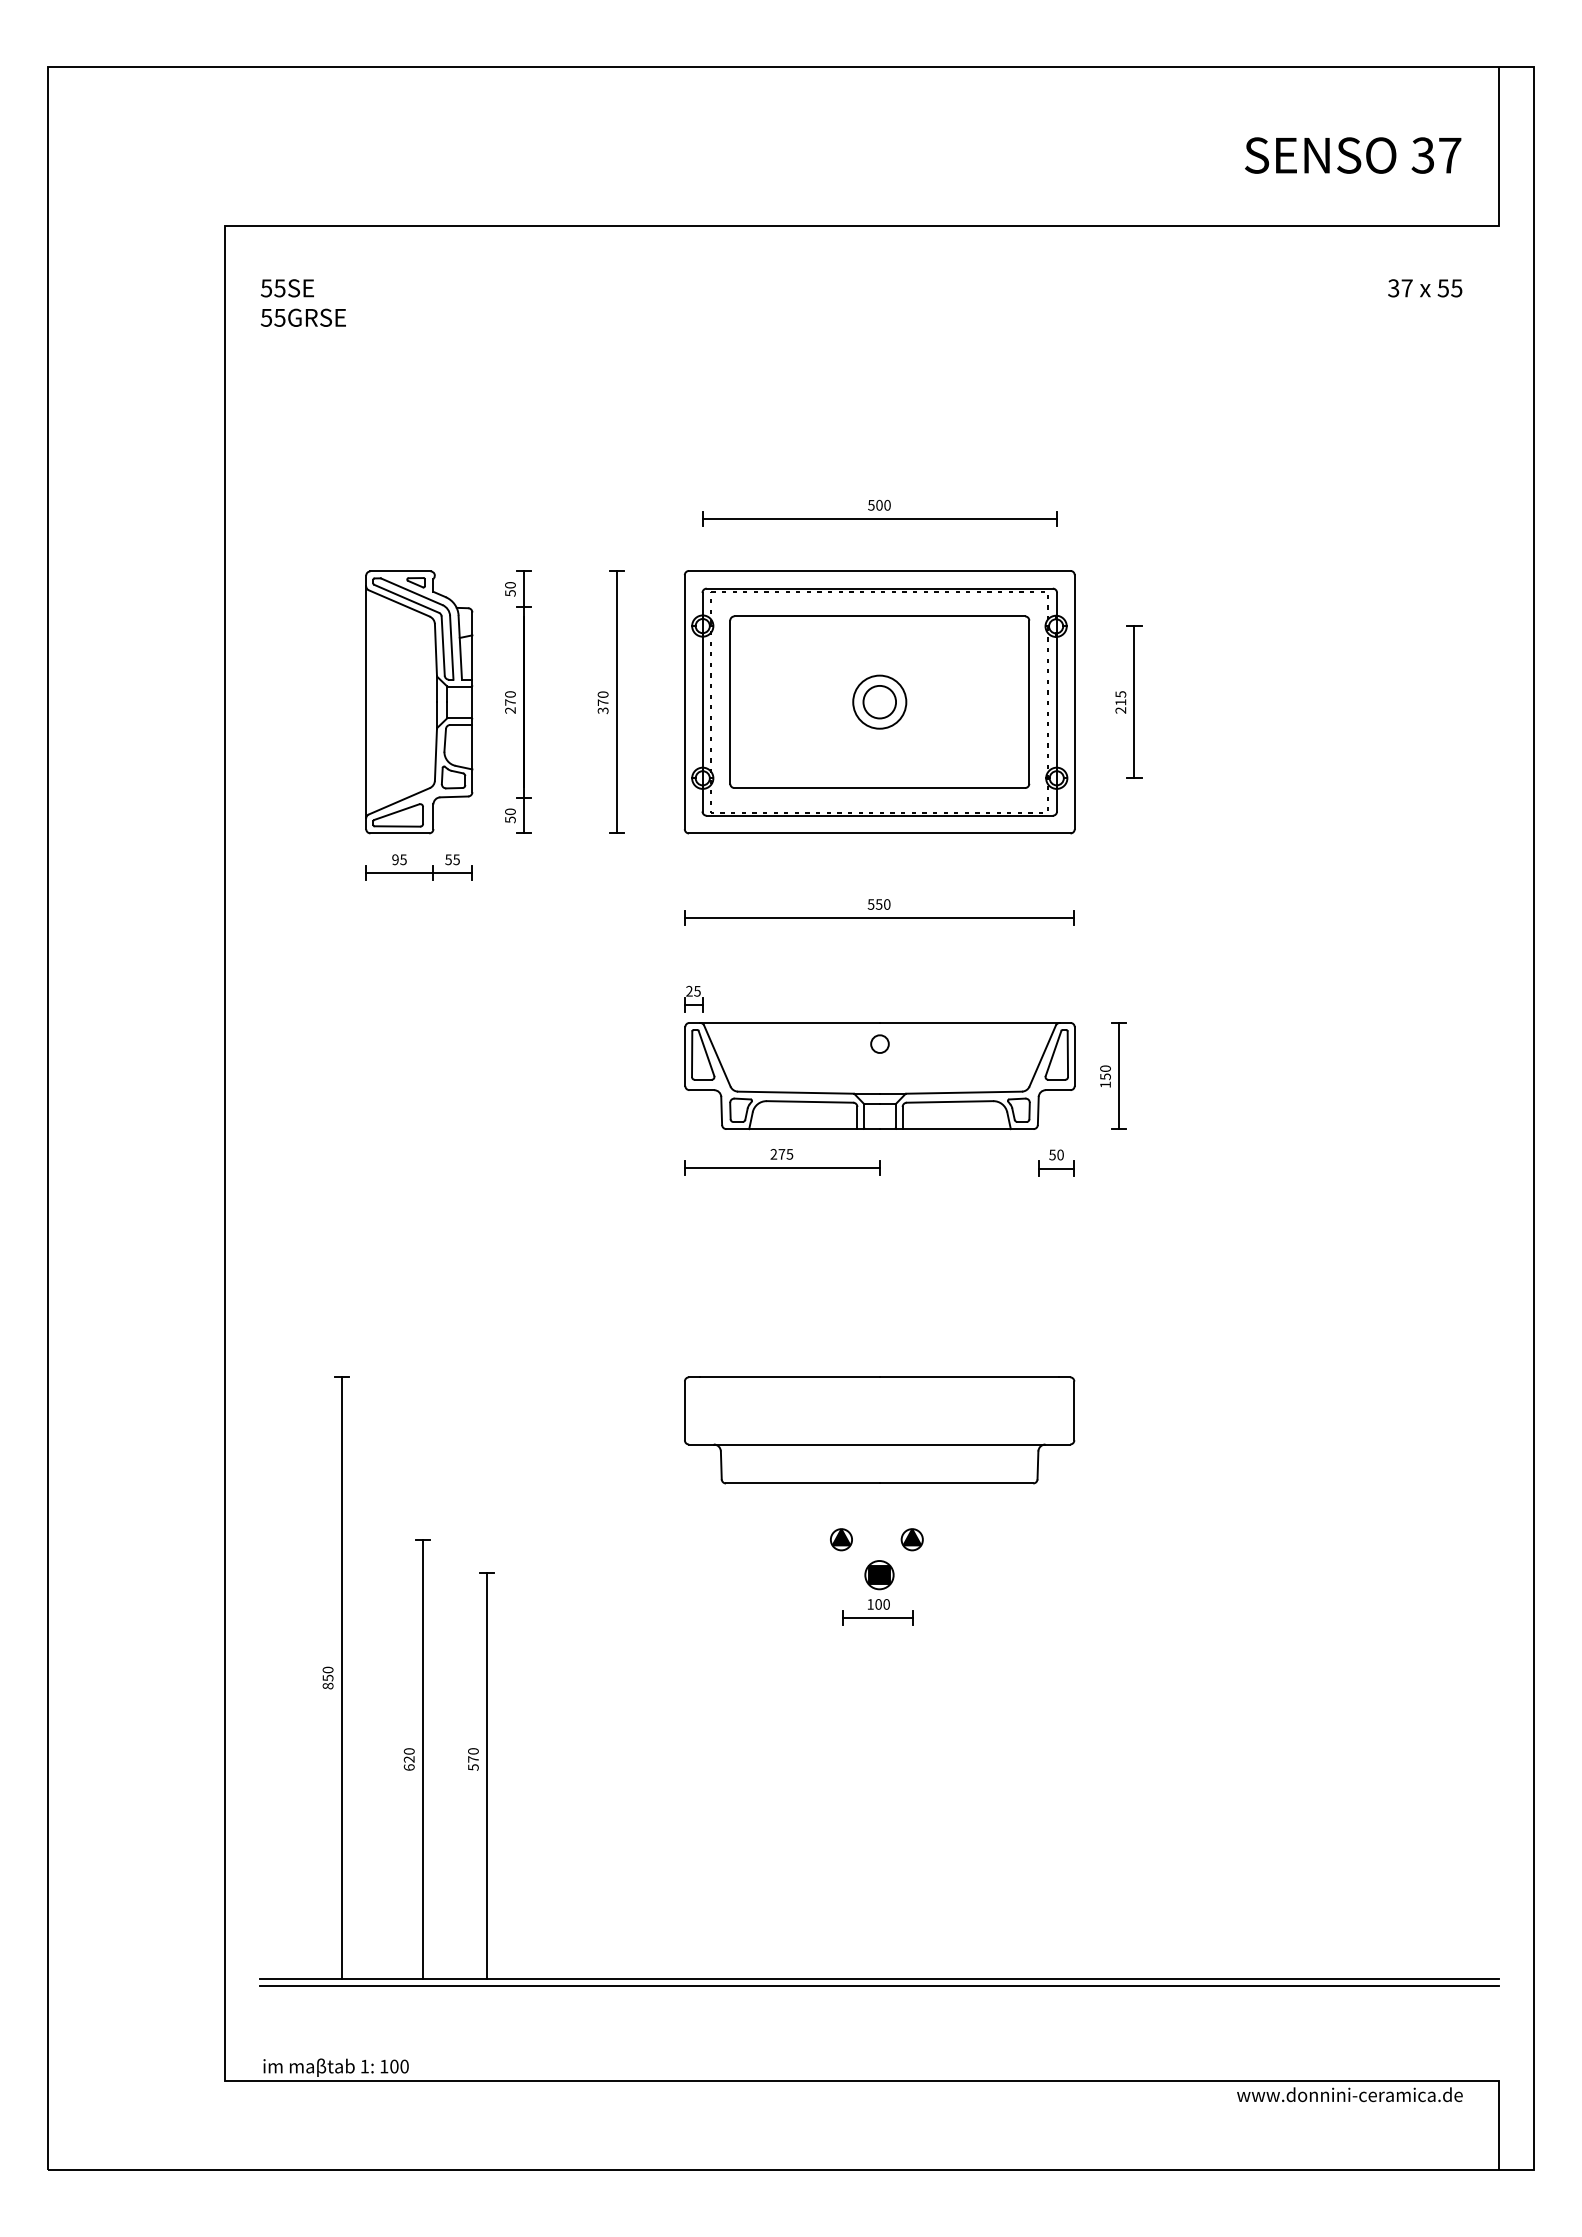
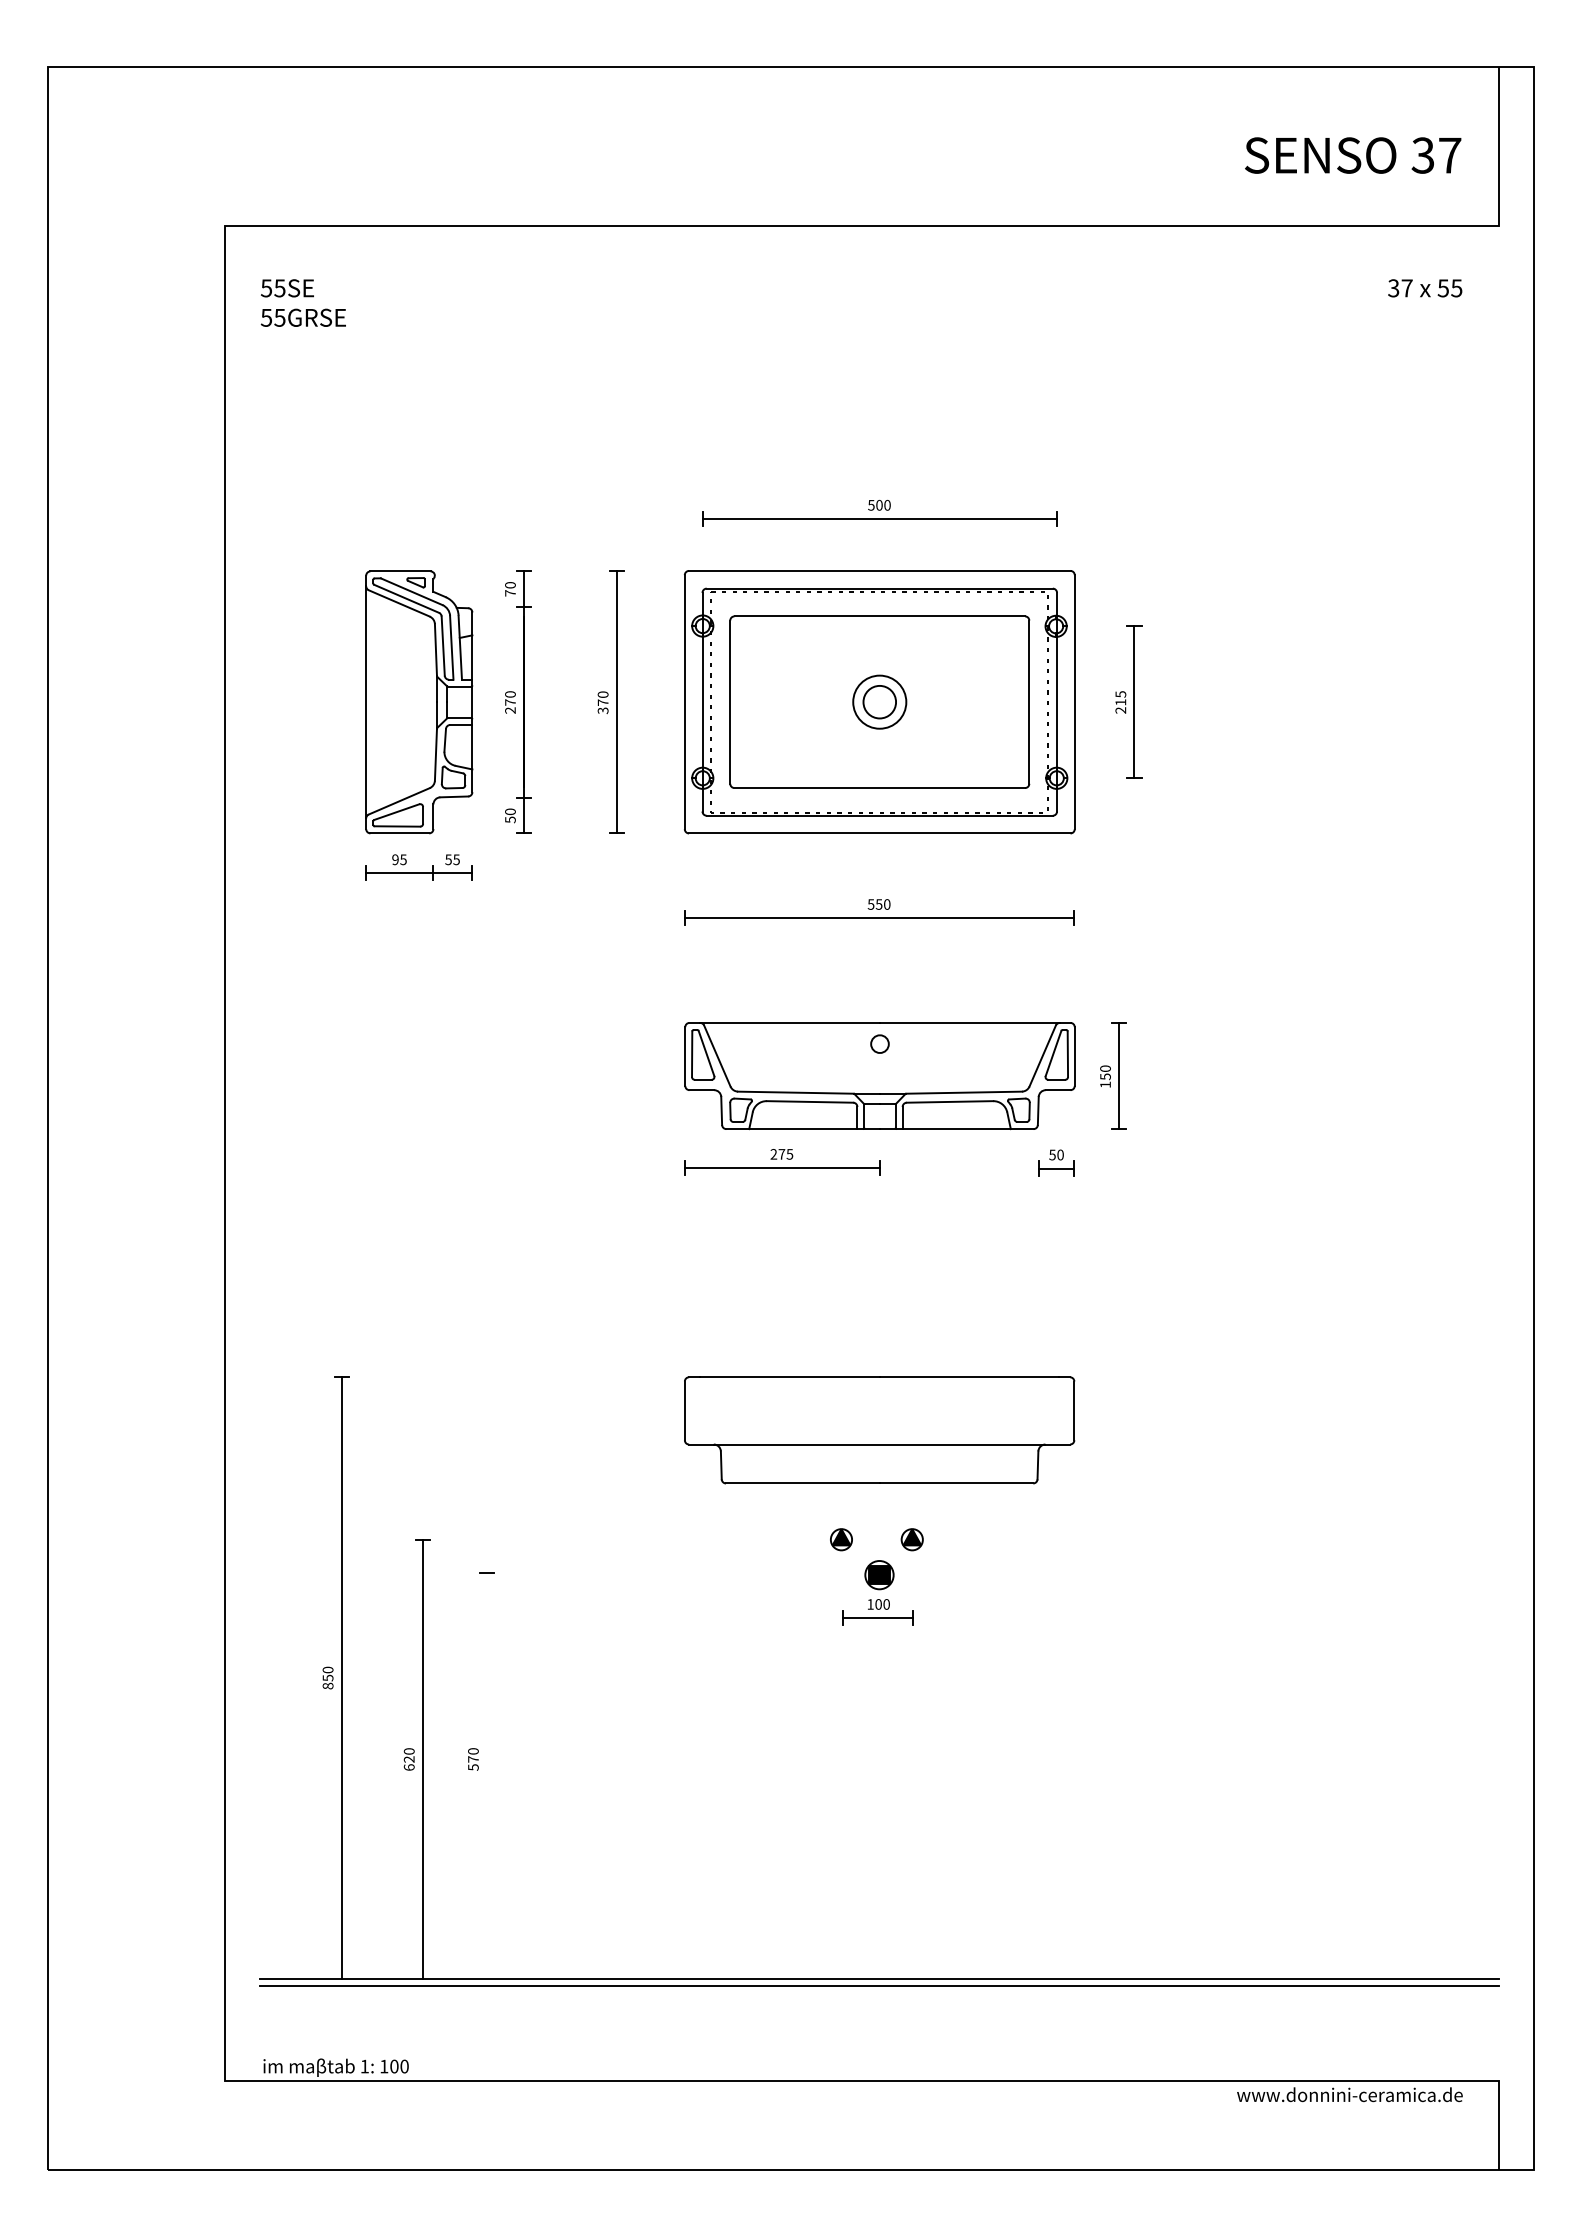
text: 50 -> 70 (510, 593)
part: present -> none (693, 998)
line: present -> none (486, 1775)
